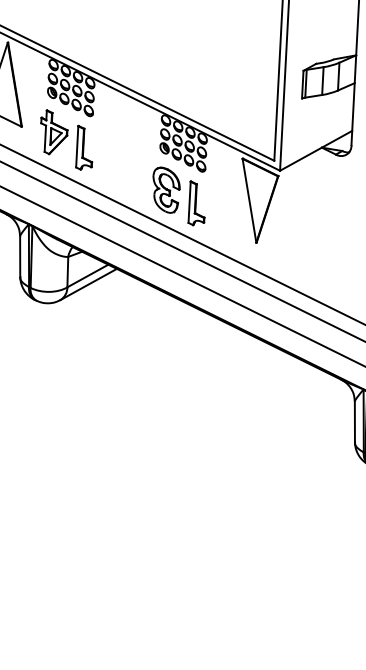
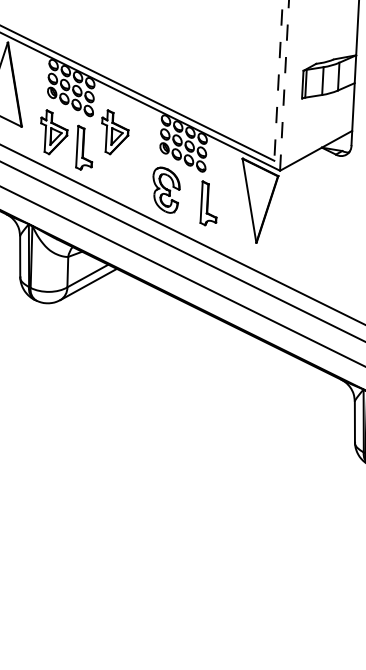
line: solid -> dashed (278, 81)
line: solid -> dashed (284, 84)
part: none -> present (115, 132)
part position: (196, 203) -> (208, 203) (208, 203)
